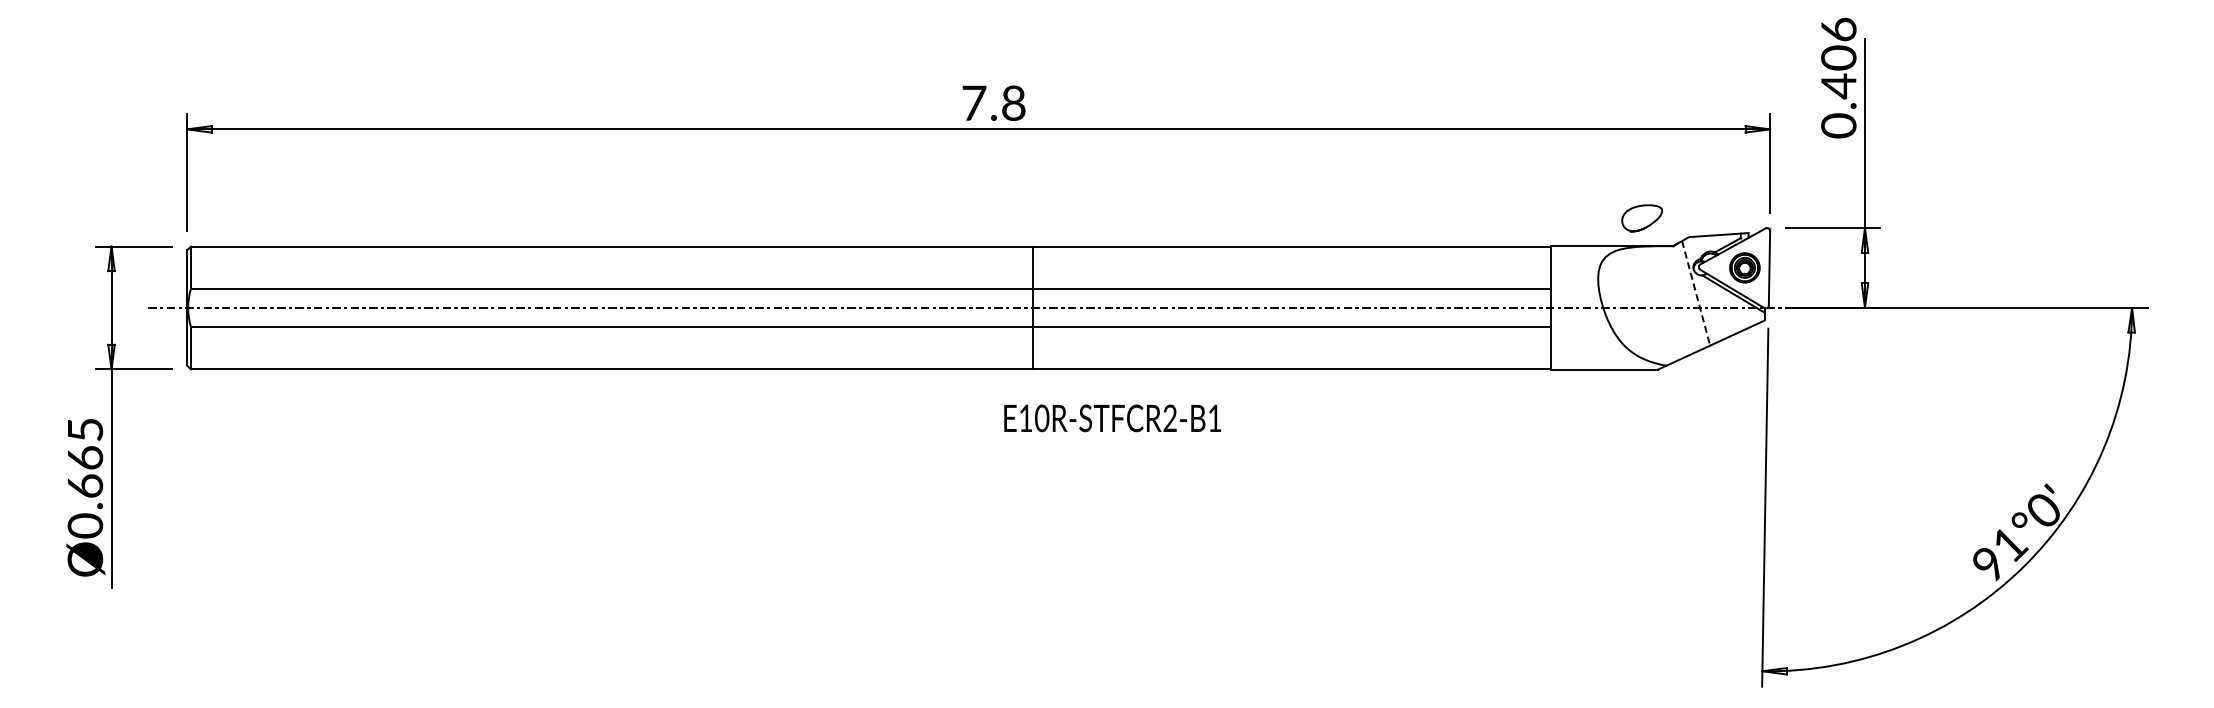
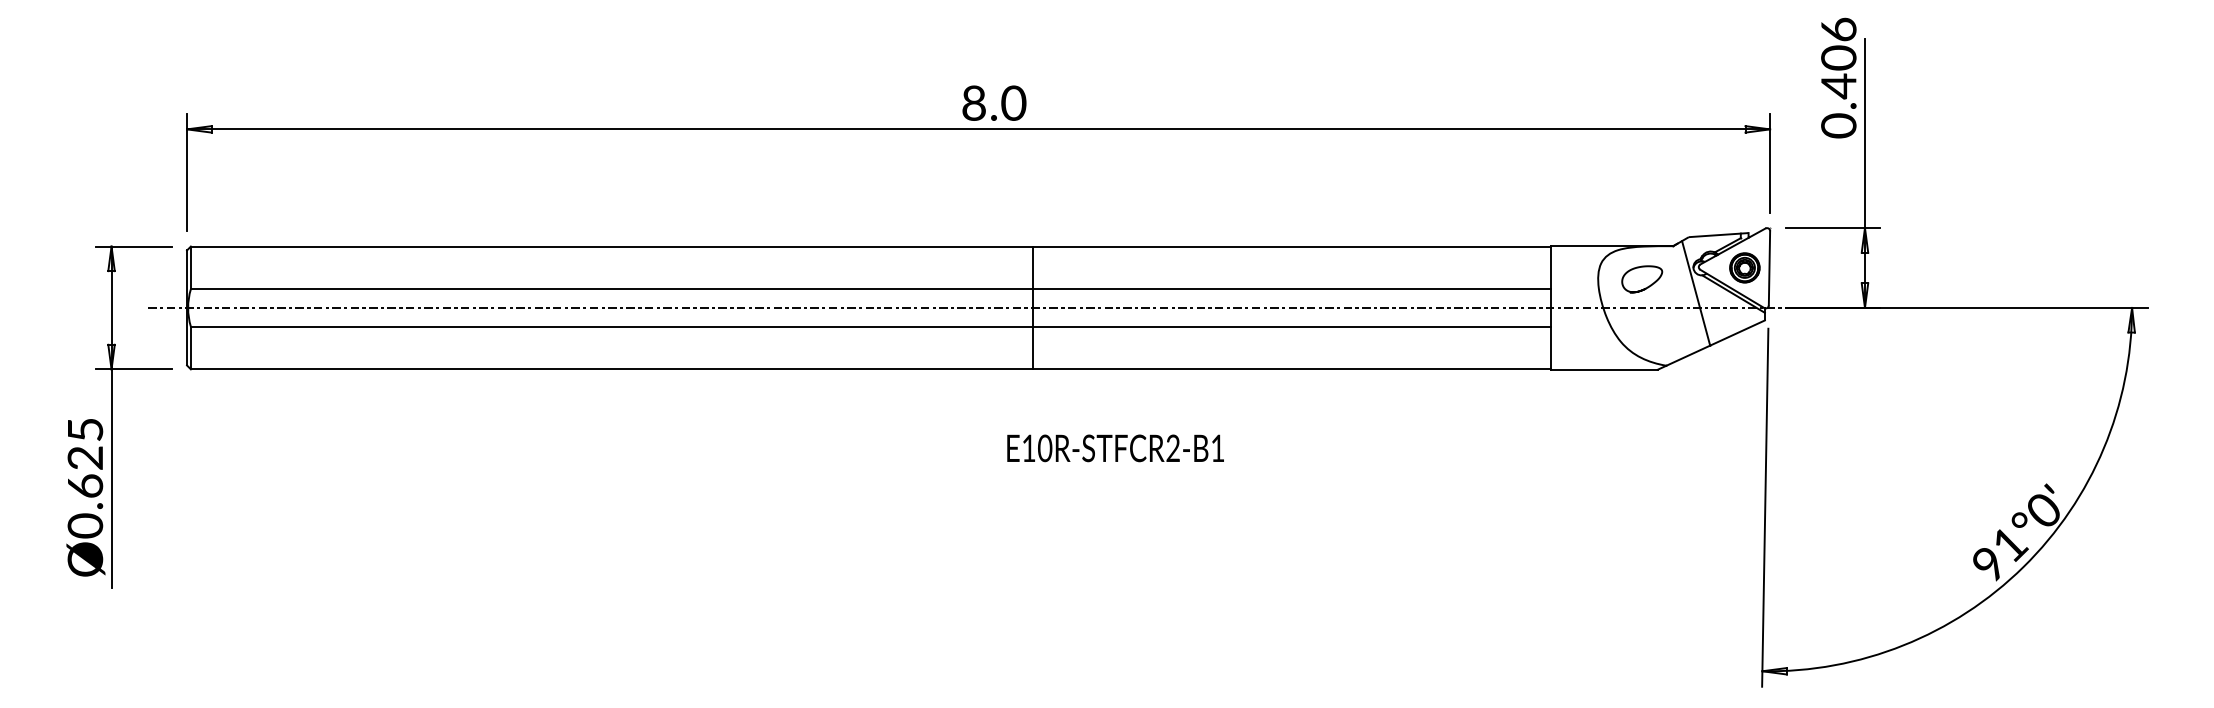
text: 7.8 -> 8.0 (994, 102)
curve position: (1645, 226) -> (1645, 287) (1645, 287)
line: dashed -> solid (1696, 293)
text position: (1112, 418) -> (1115, 448) (1115, 448)
text: Ø0.665 -> Ø0.625 (85, 457)
